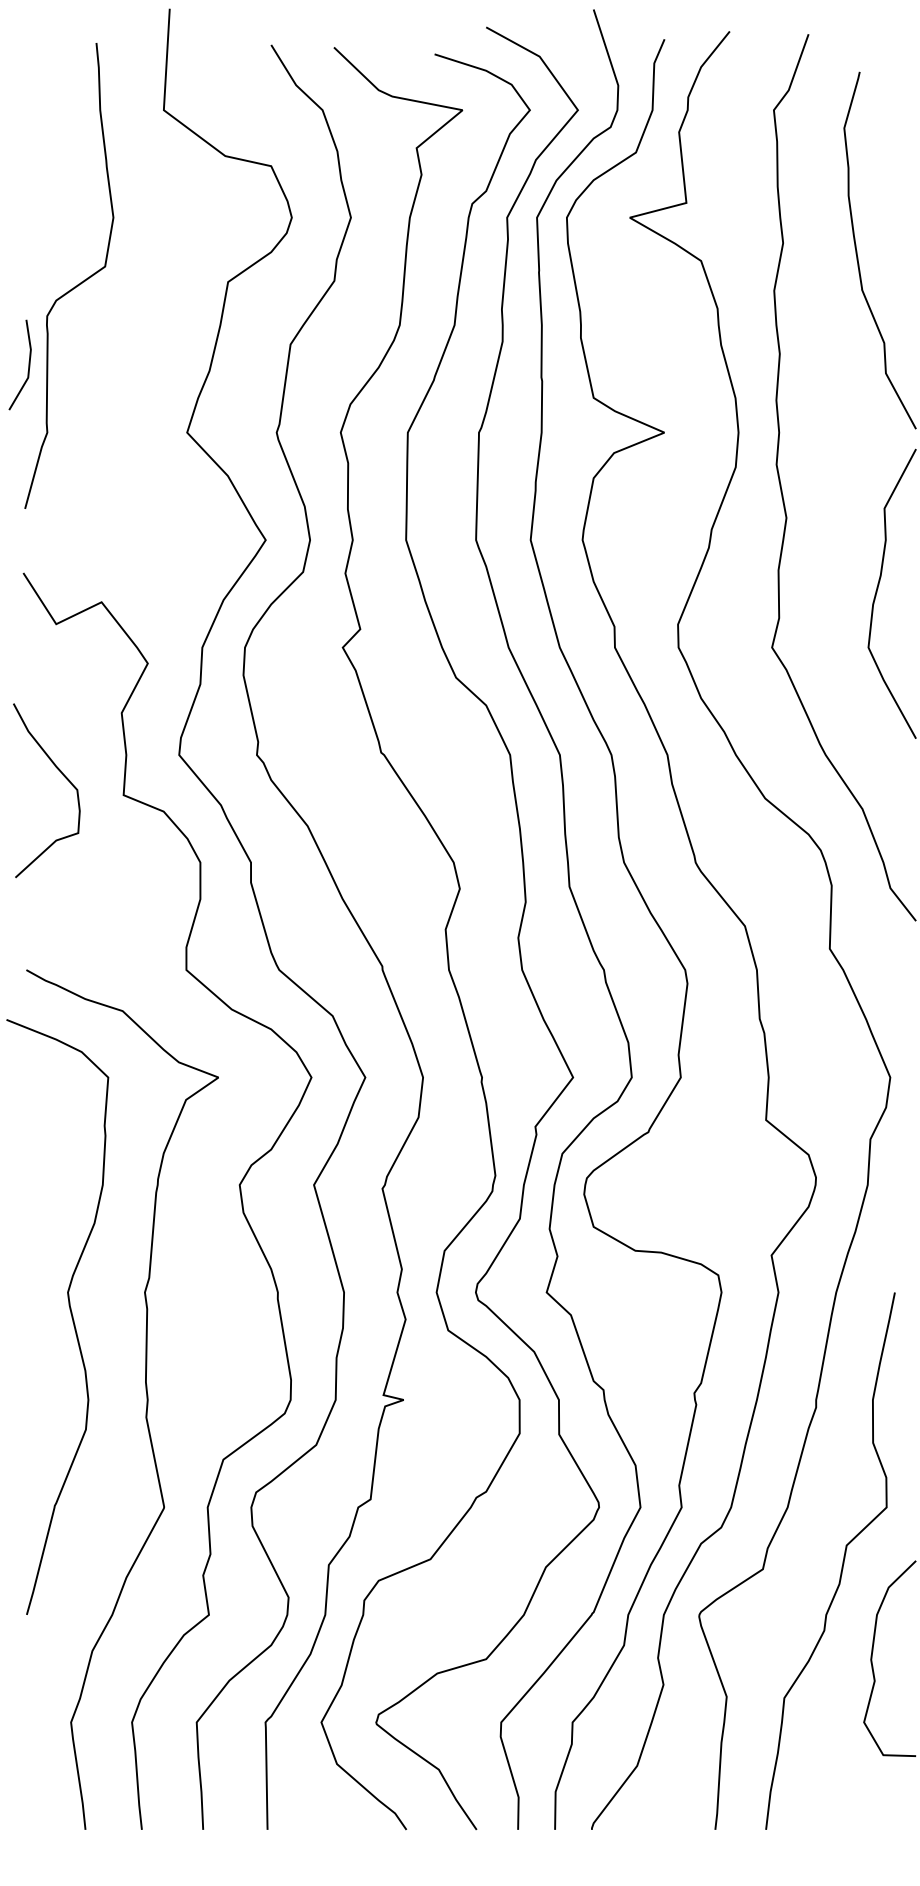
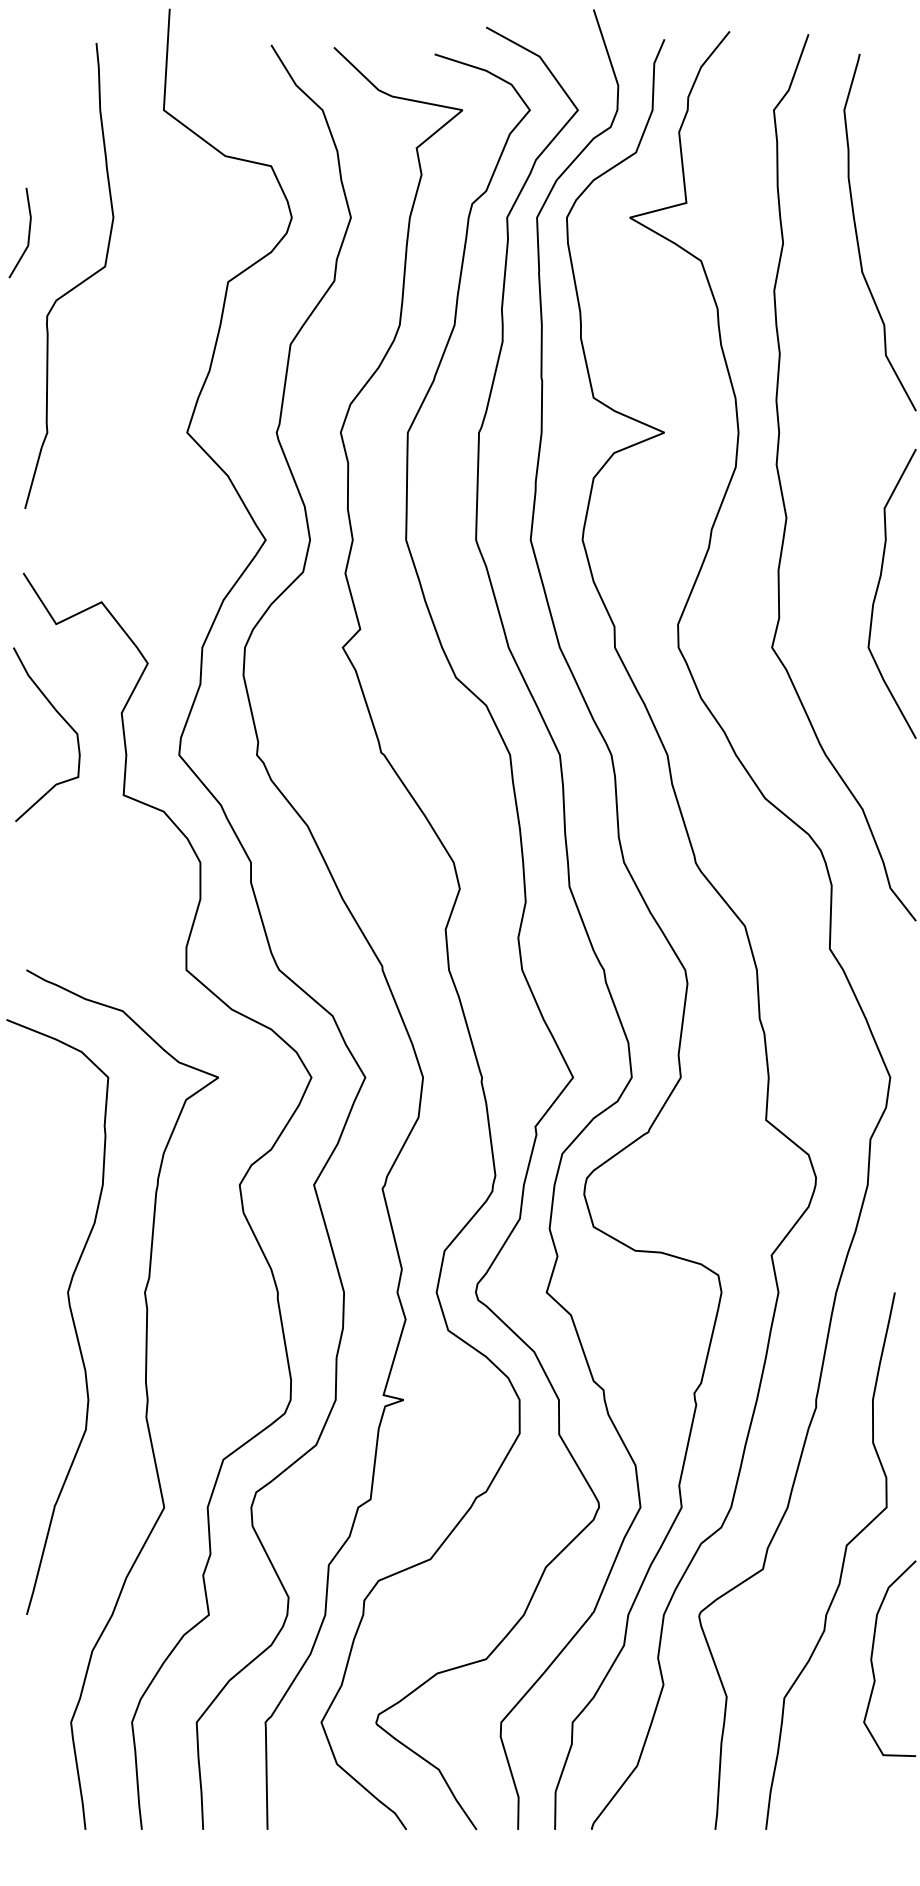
curve position: (857, 250) -> (857, 232) (857, 232)
line position: (28, 364) -> (28, 232) (28, 232)
curve position: (63, 776) -> (63, 720) (63, 720)
